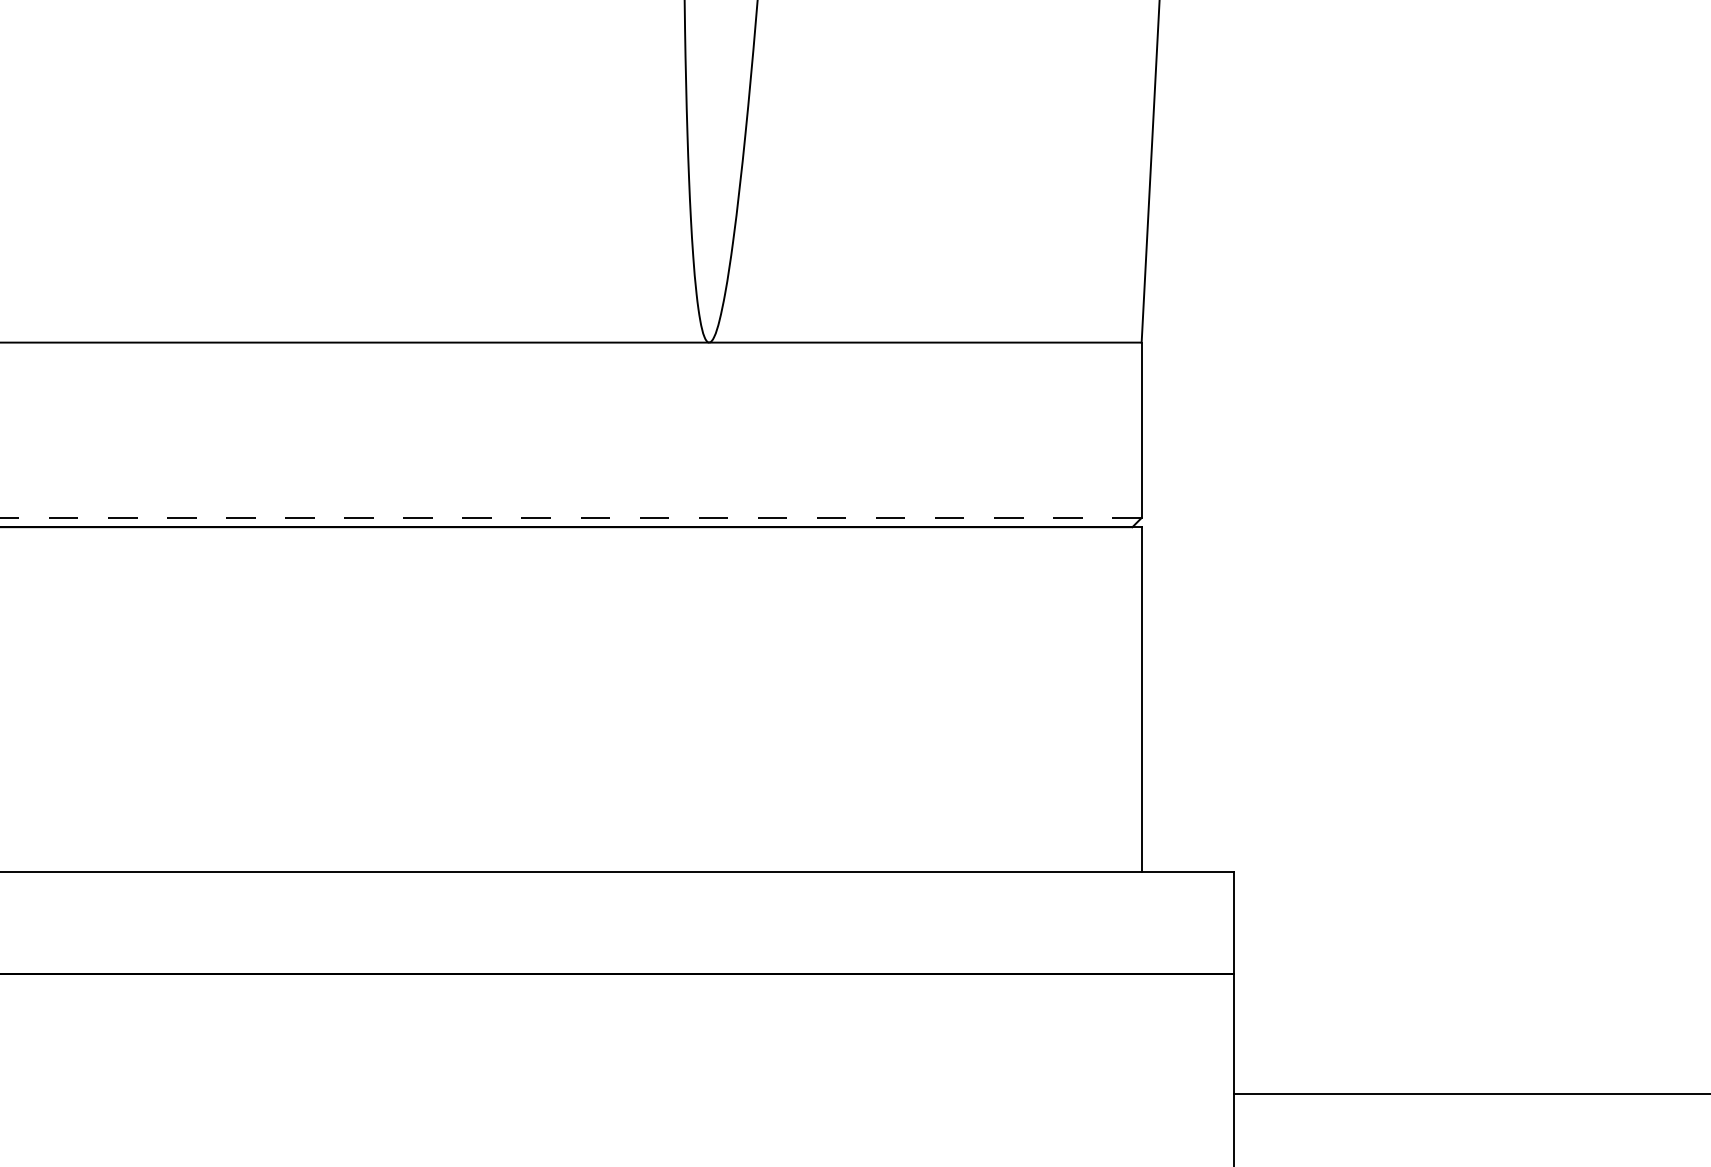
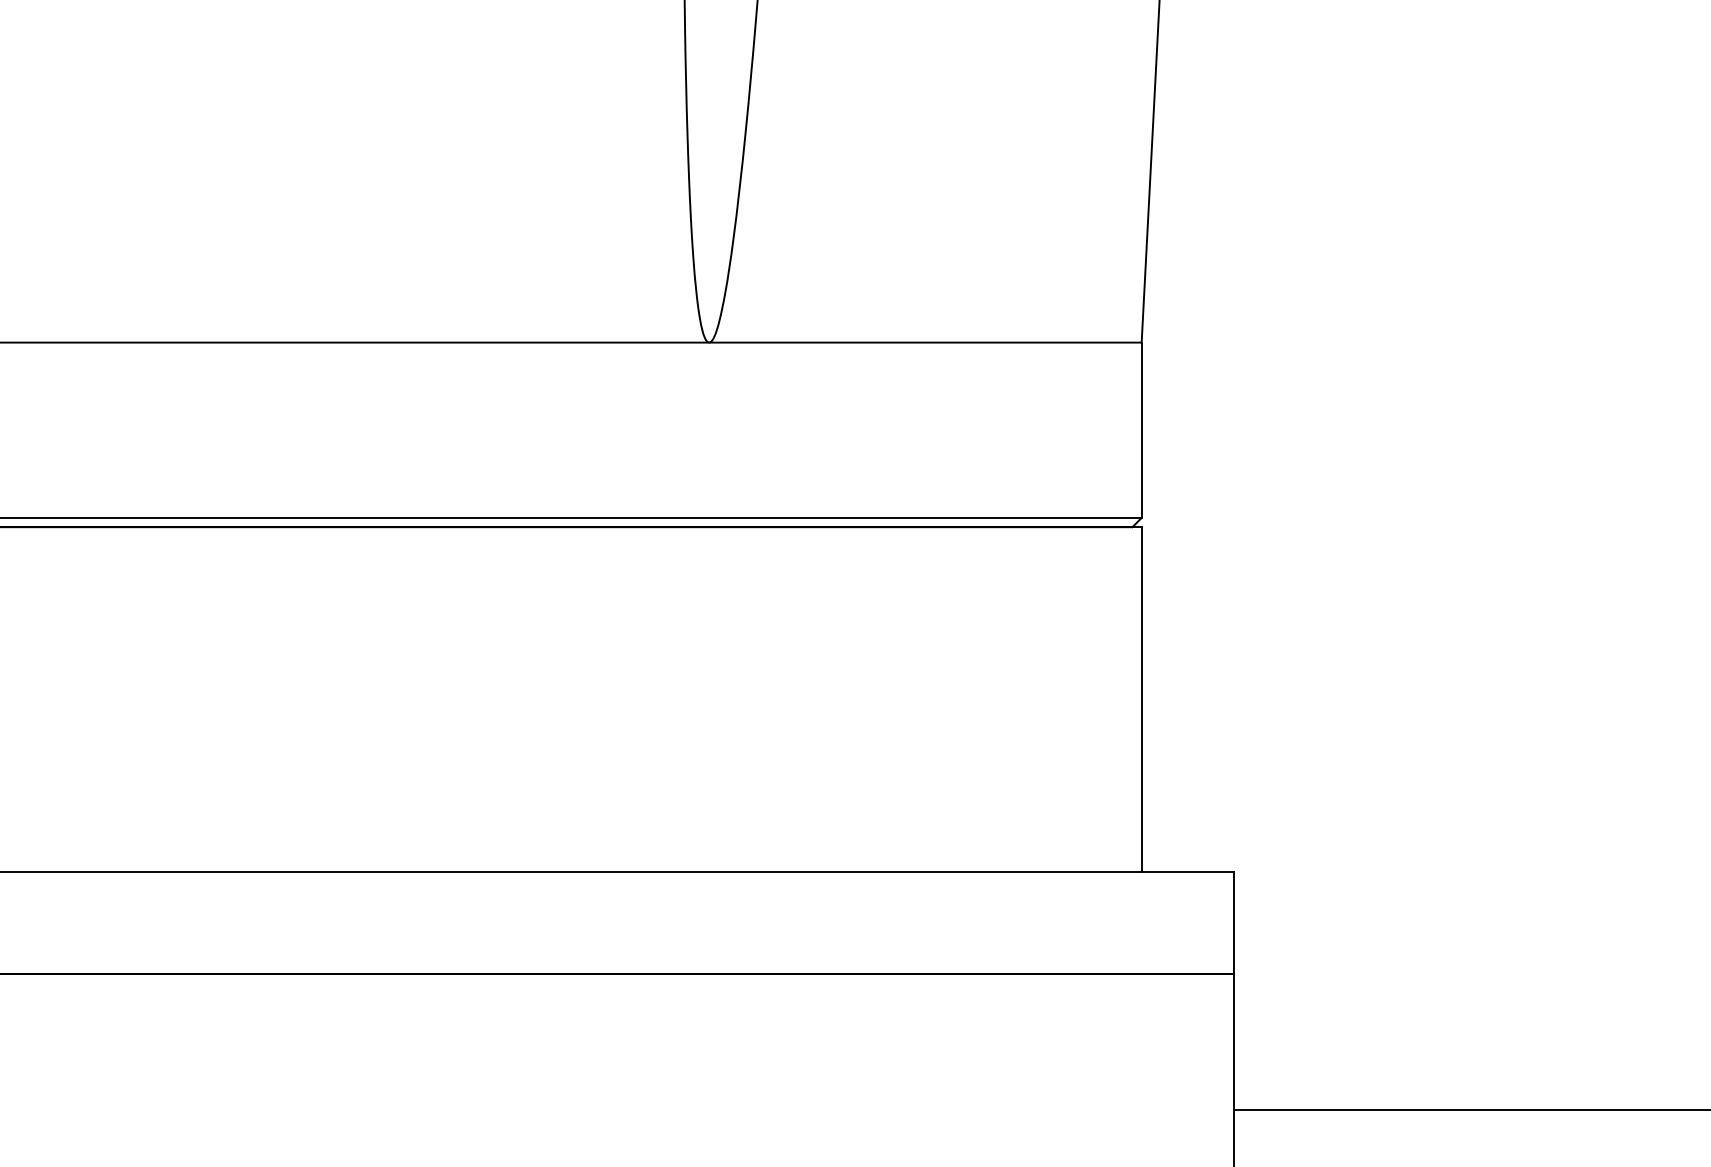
line: dashed -> solid (570, 517)
line position: (1470, 1094) -> (1470, 1110) (1470, 1110)
